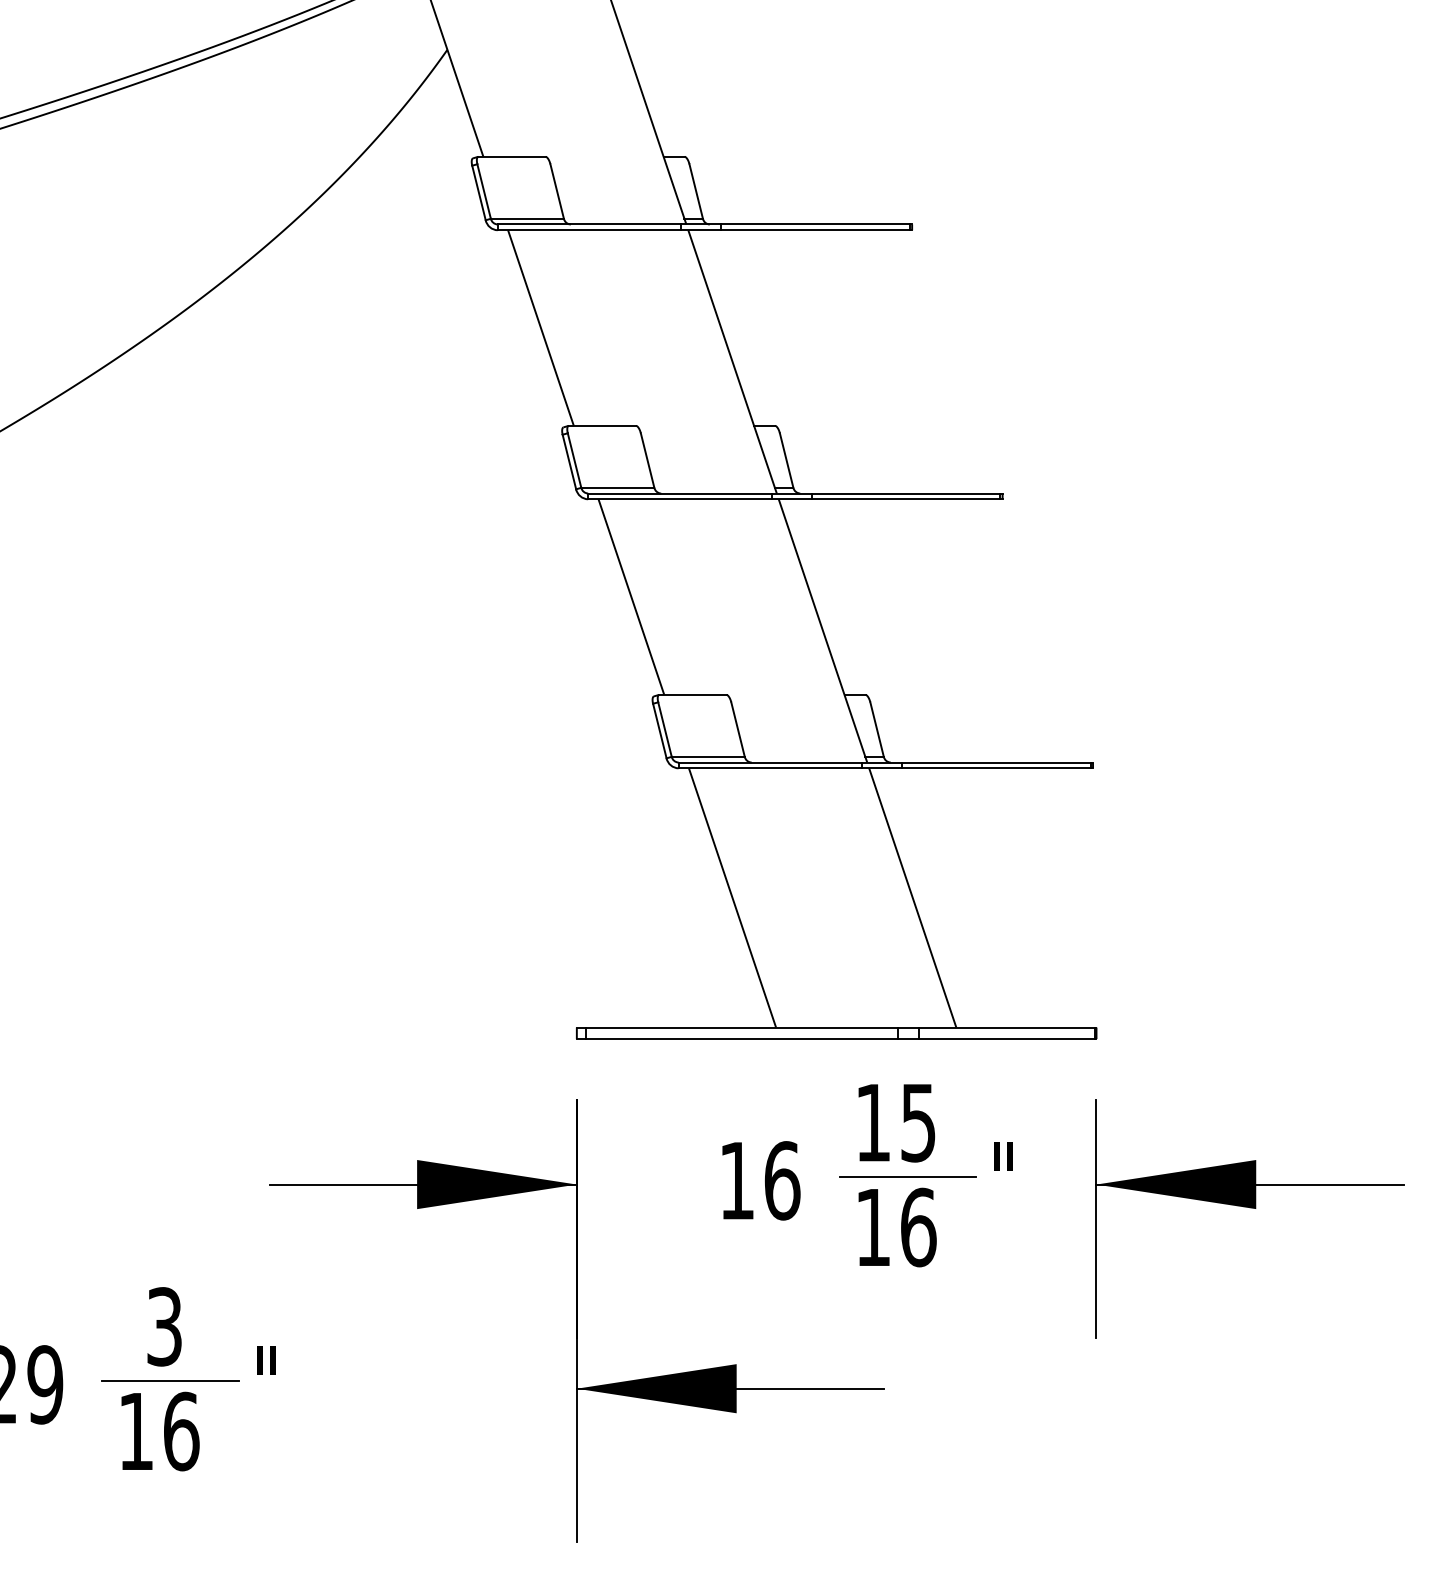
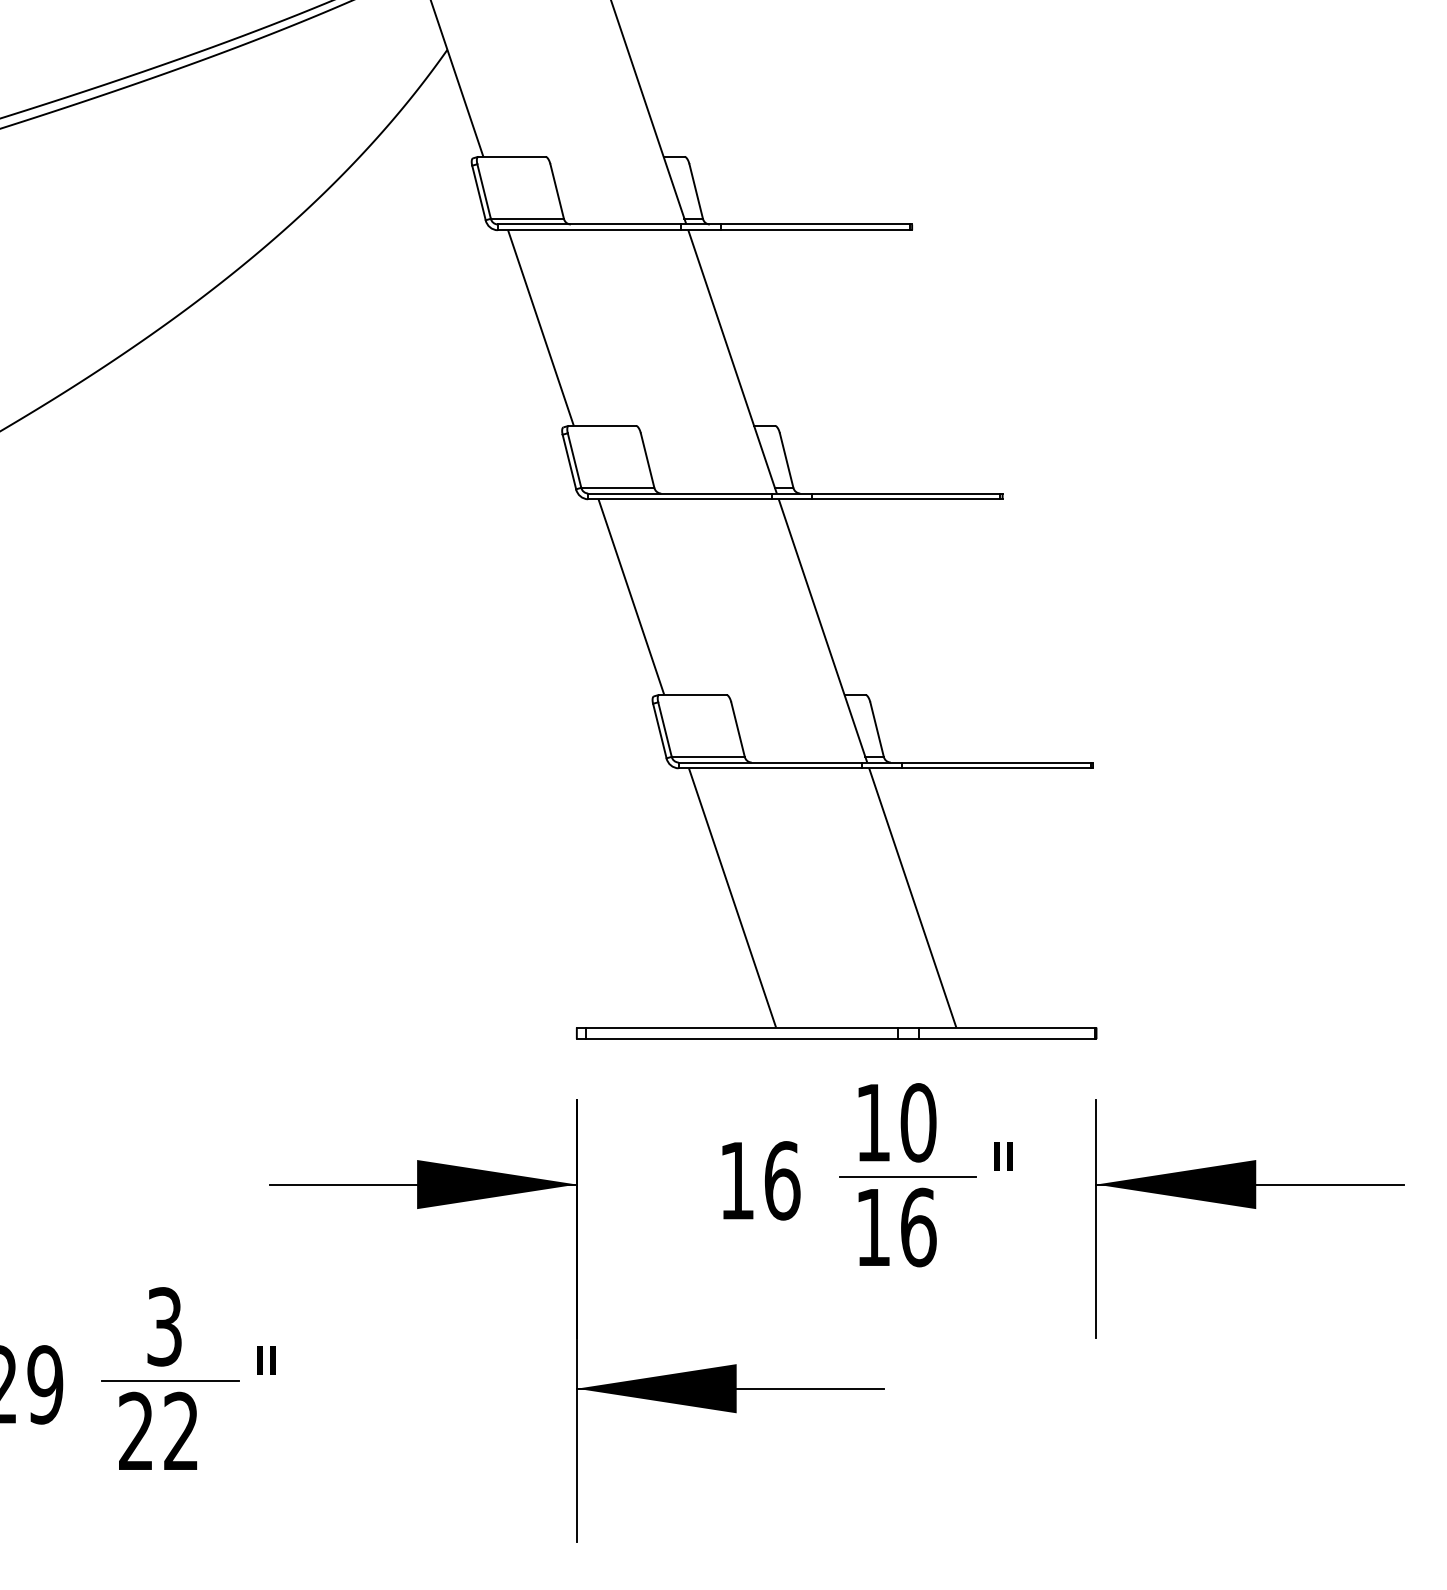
text: 15 -> 10 (918, 1122)
text: 16 -> 22 (159, 1431)
